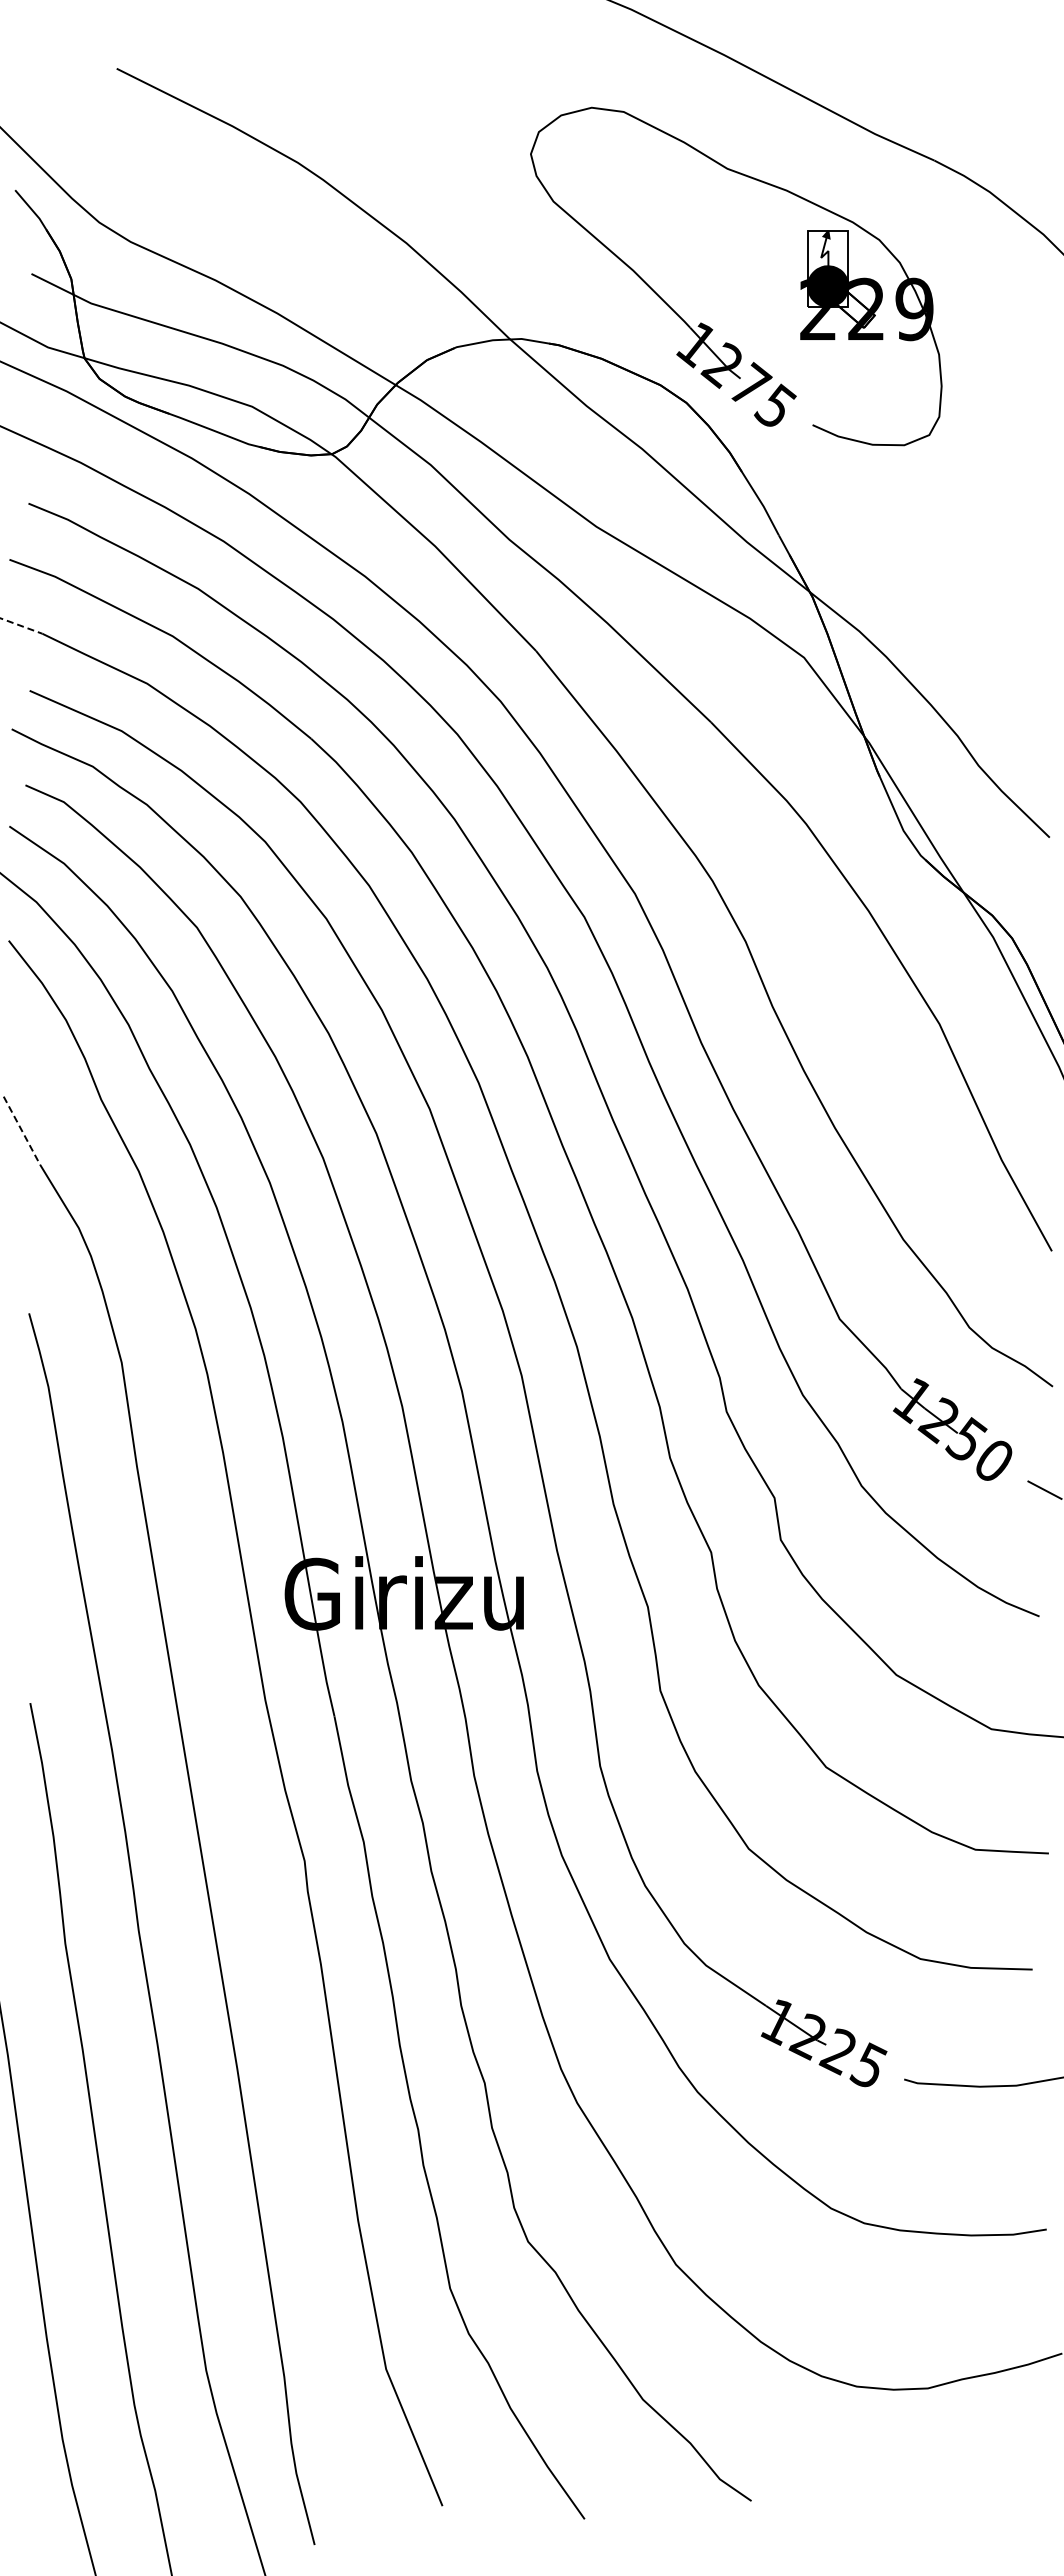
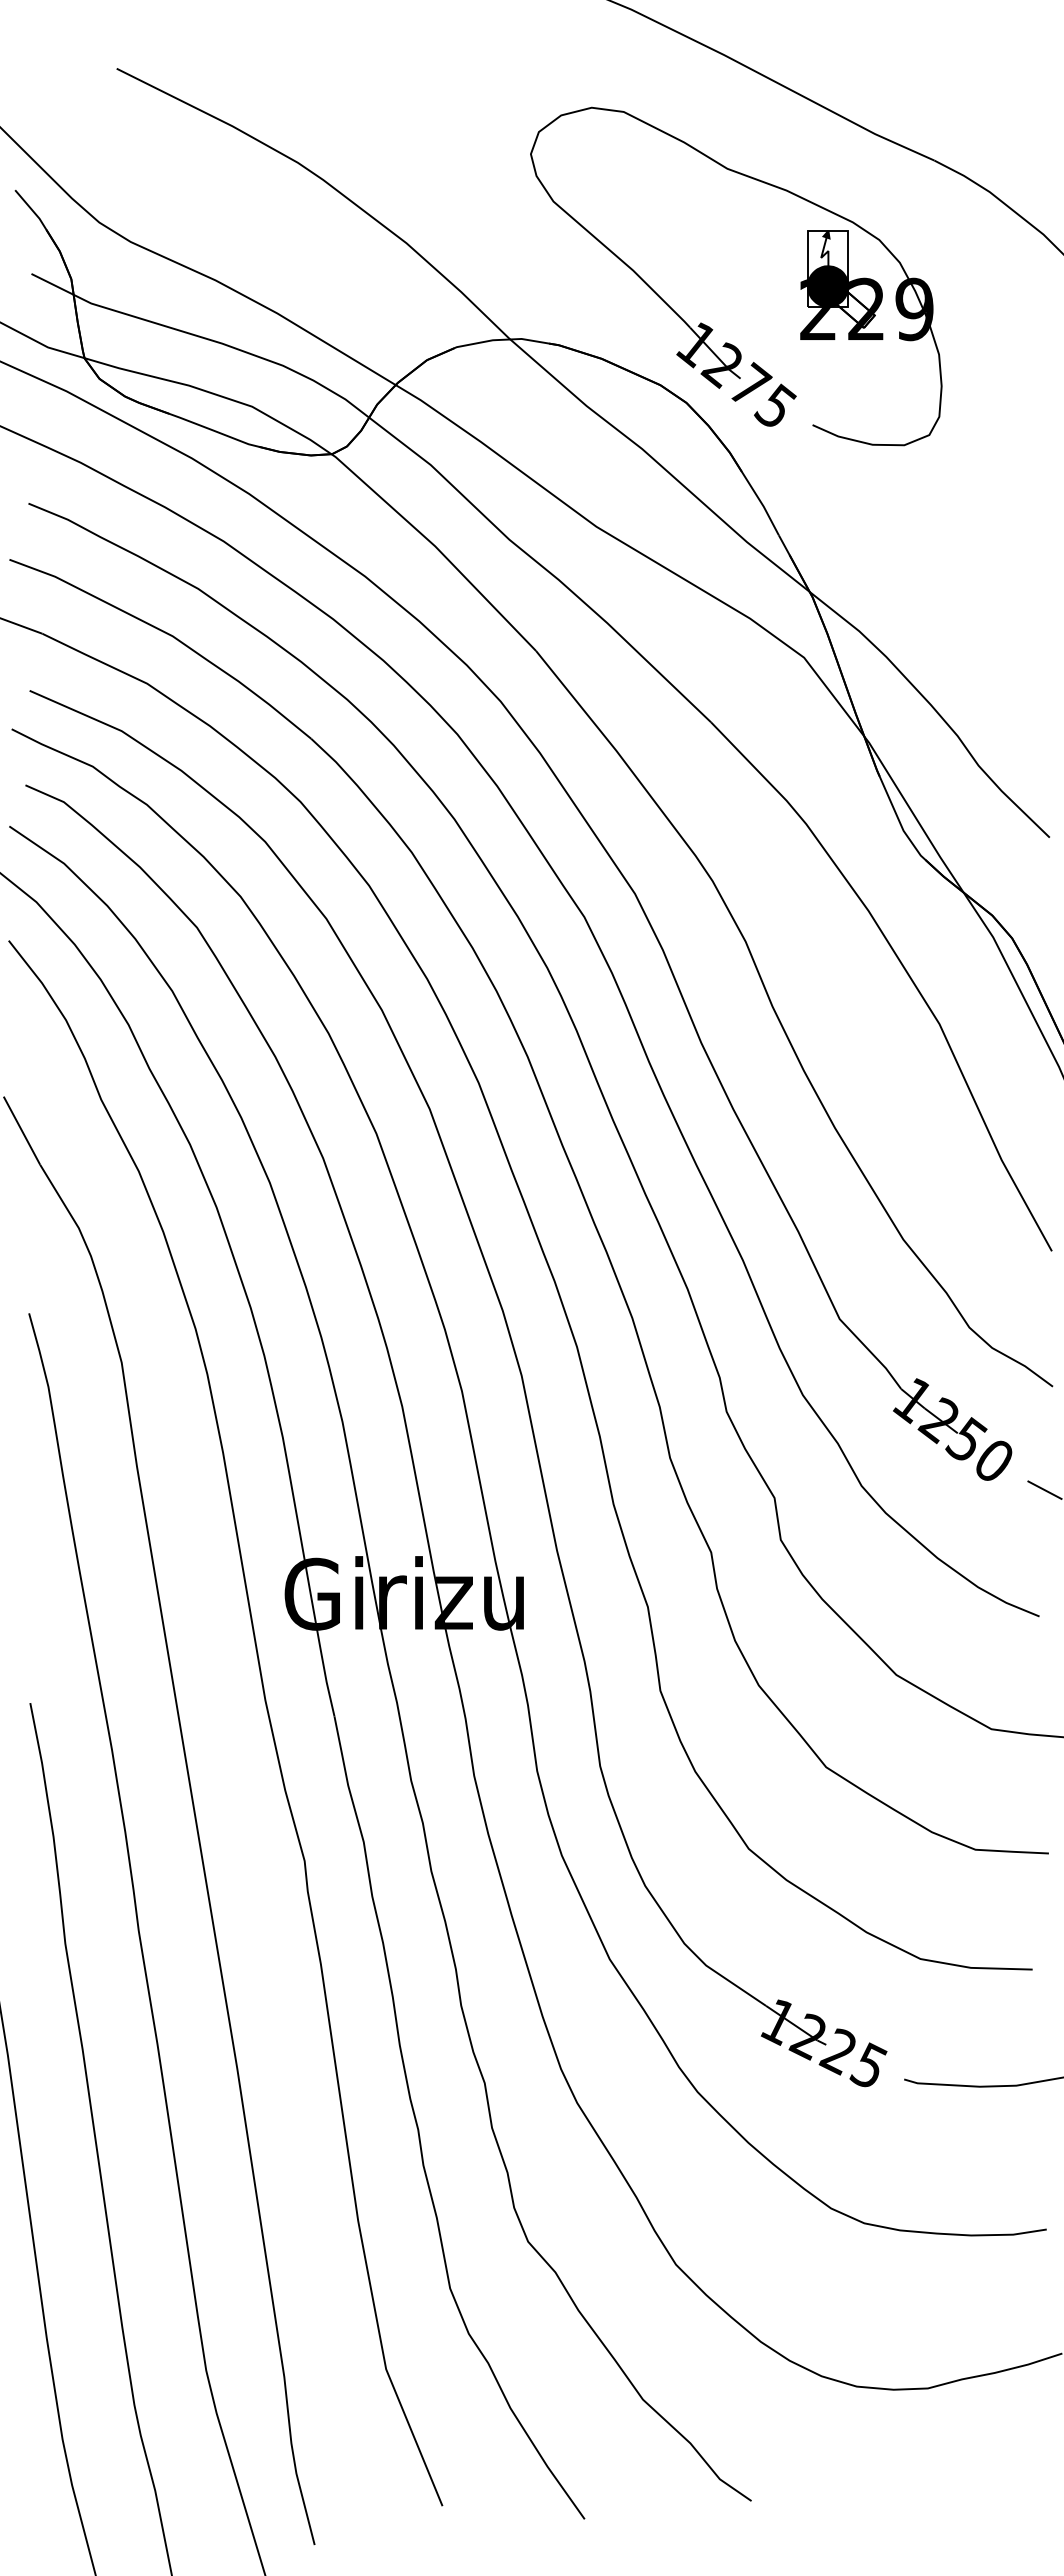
line: dashed -> solid (21, 626)
line: dashed -> solid (21, 1130)
